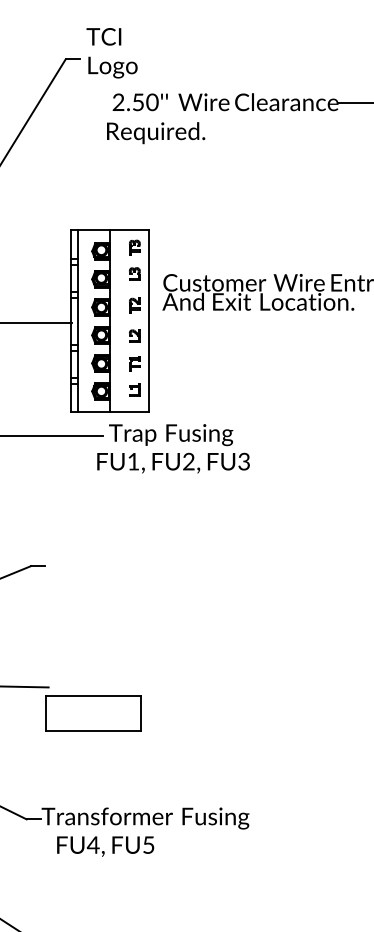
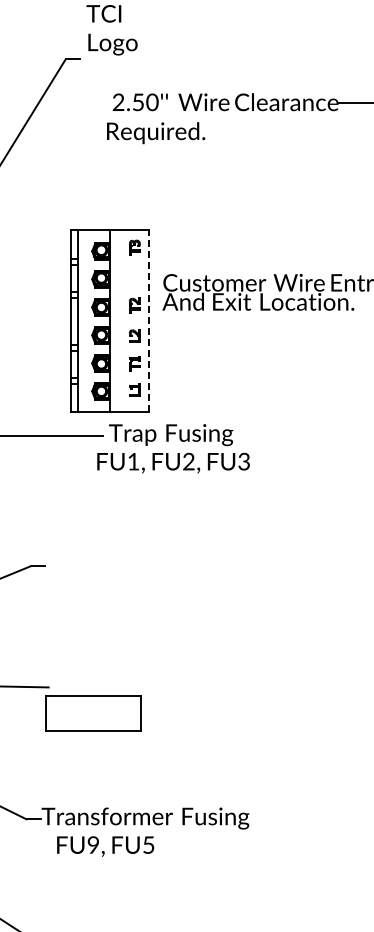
text position: (111, 53) -> (111, 30) (111, 30)
part: present -> none (134, 273)
line: solid -> dashed (149, 321)
line: present -> none (36, 322)
text: FU4, -> FU9, (92, 844)
